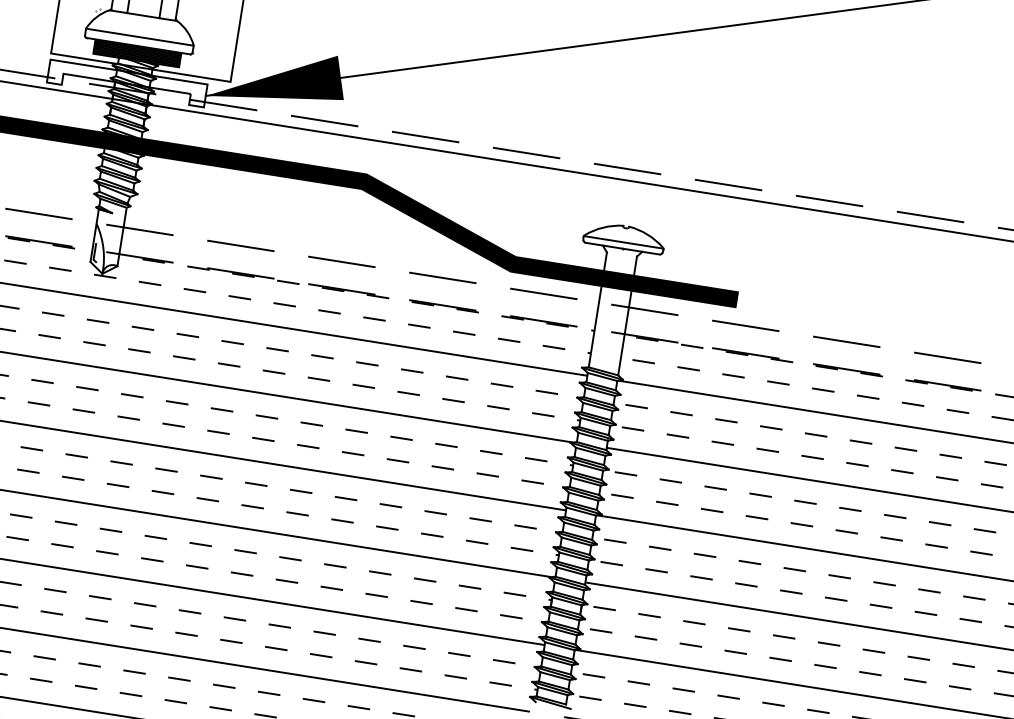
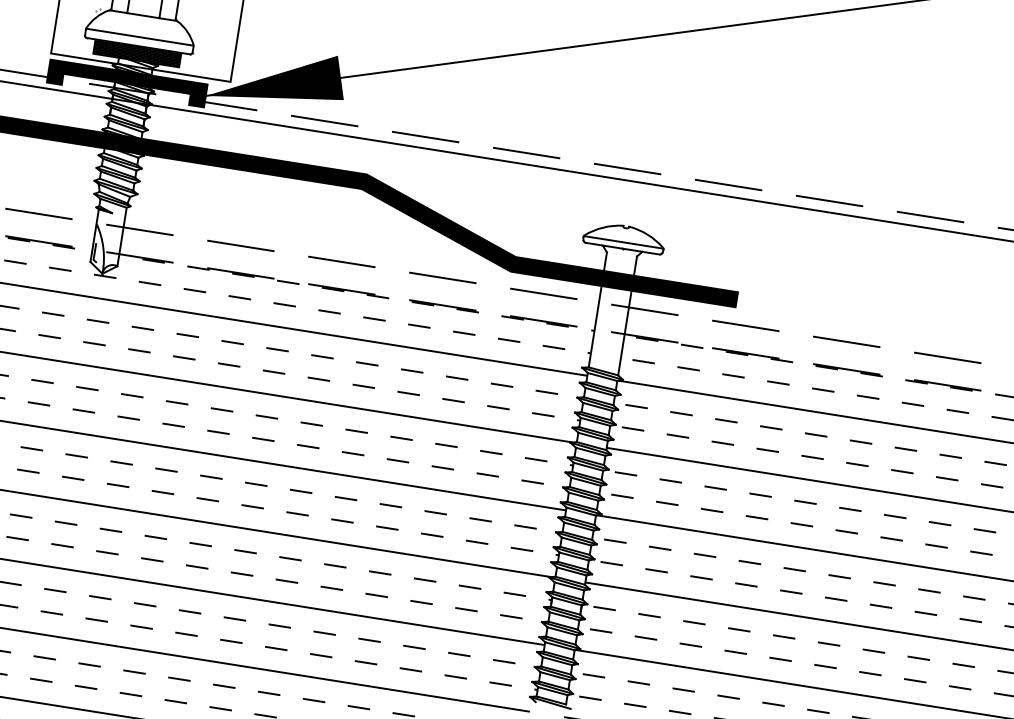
fill: none -> present (126, 83)
